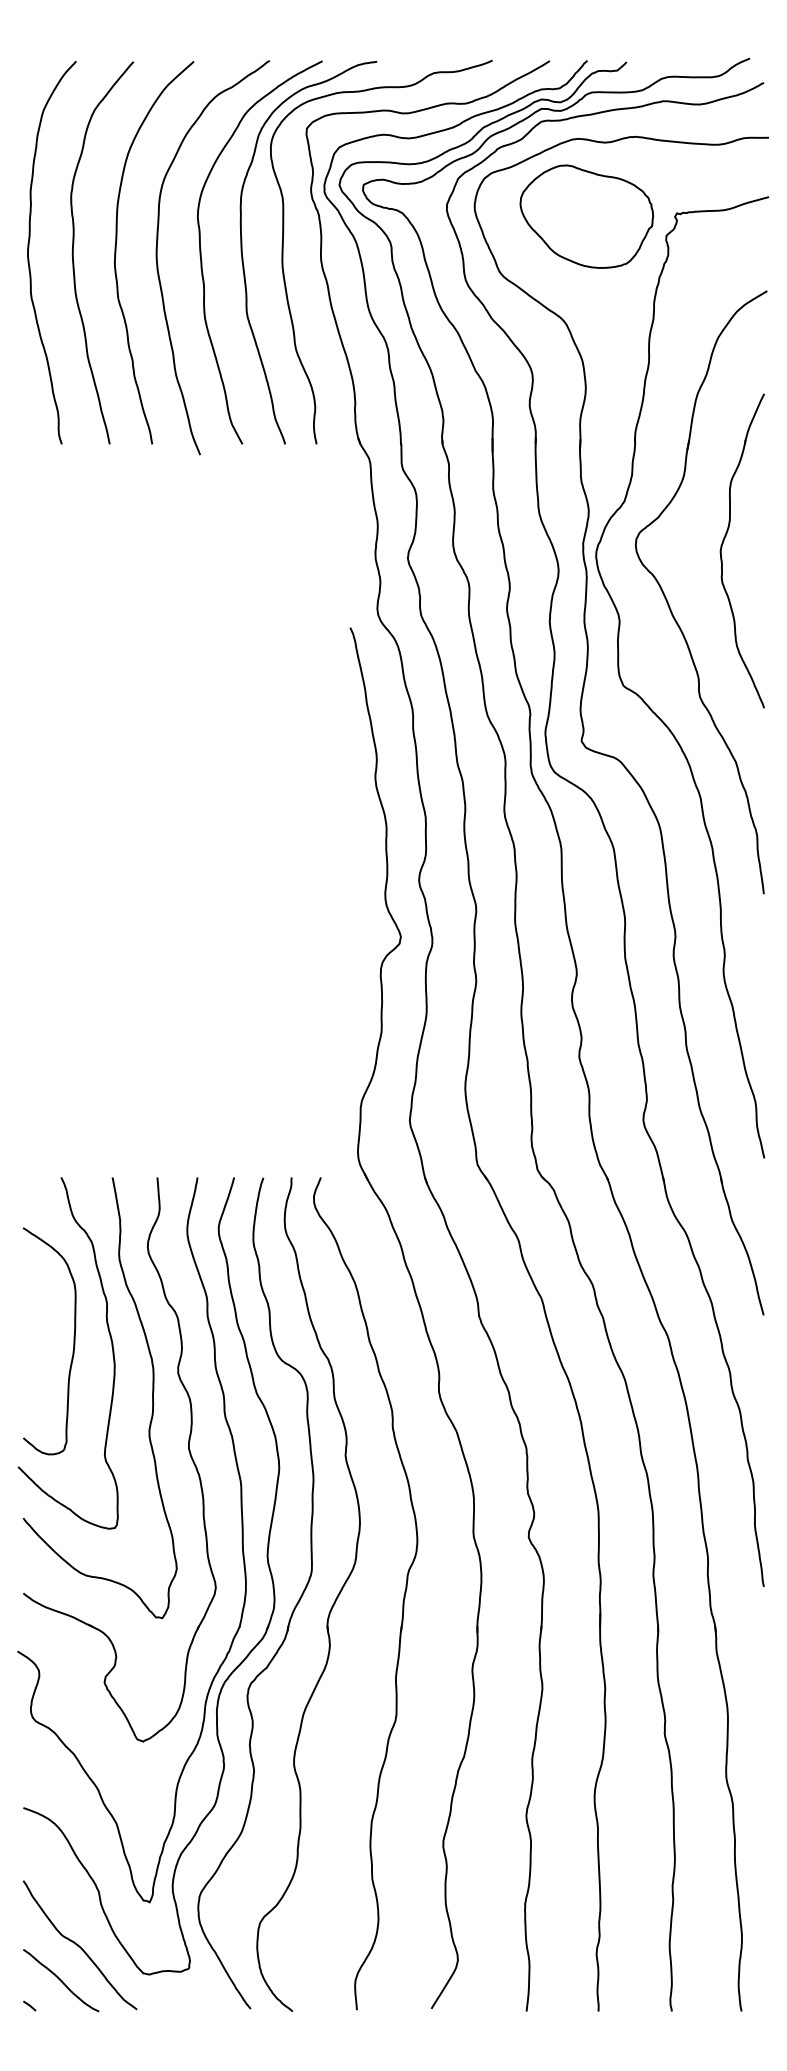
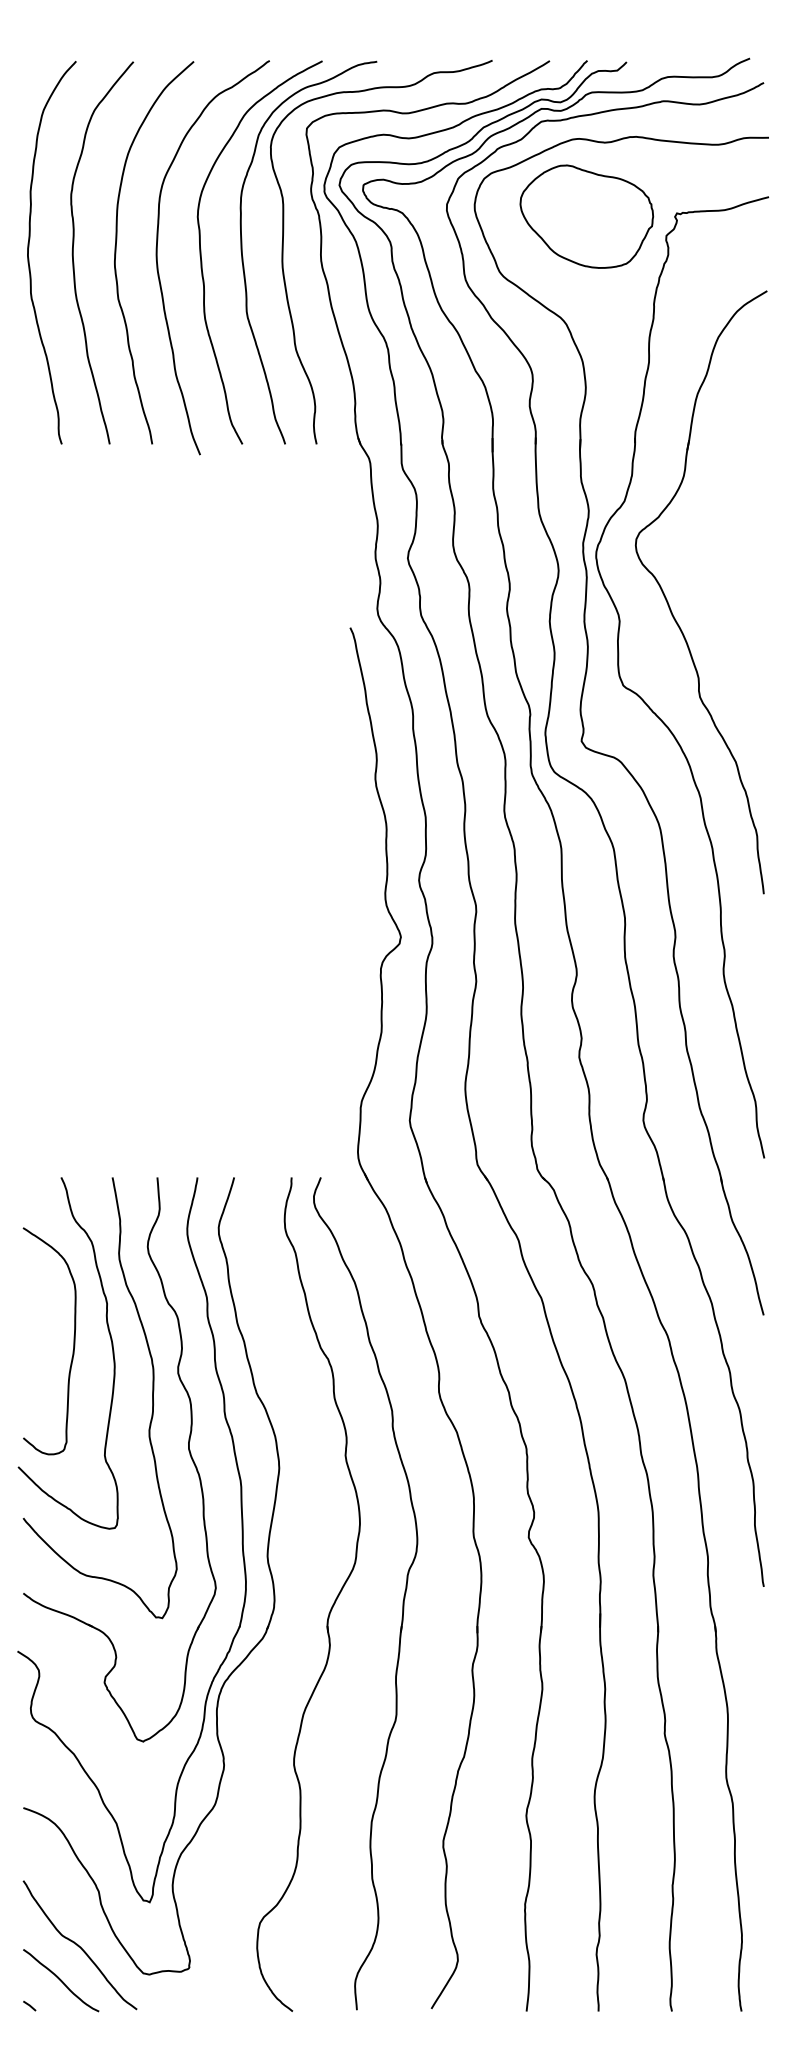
part: present -> none (723, 544)
part: present -> none (292, 1610)
